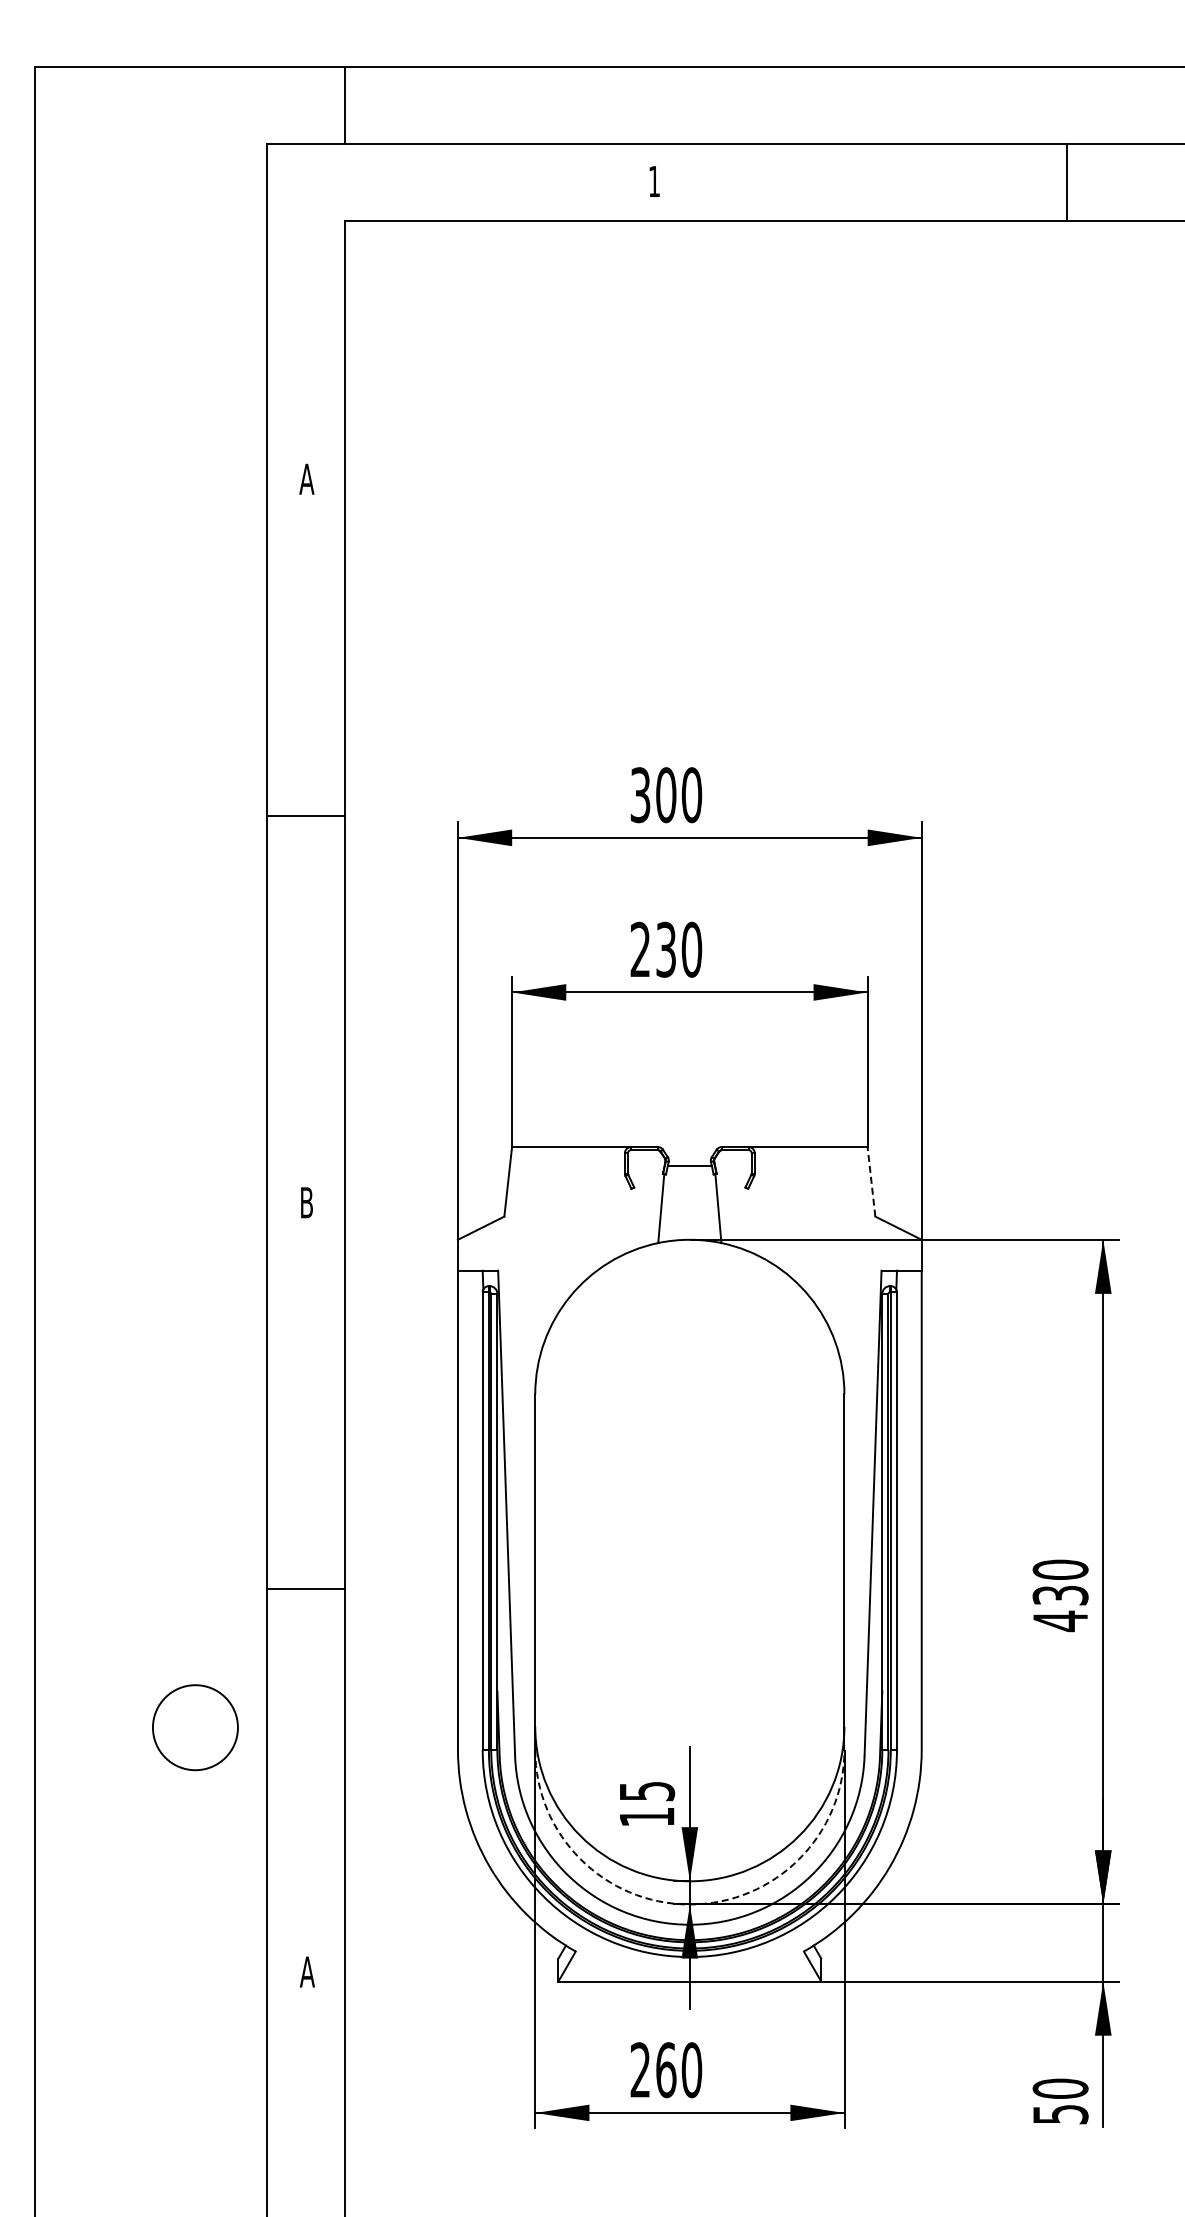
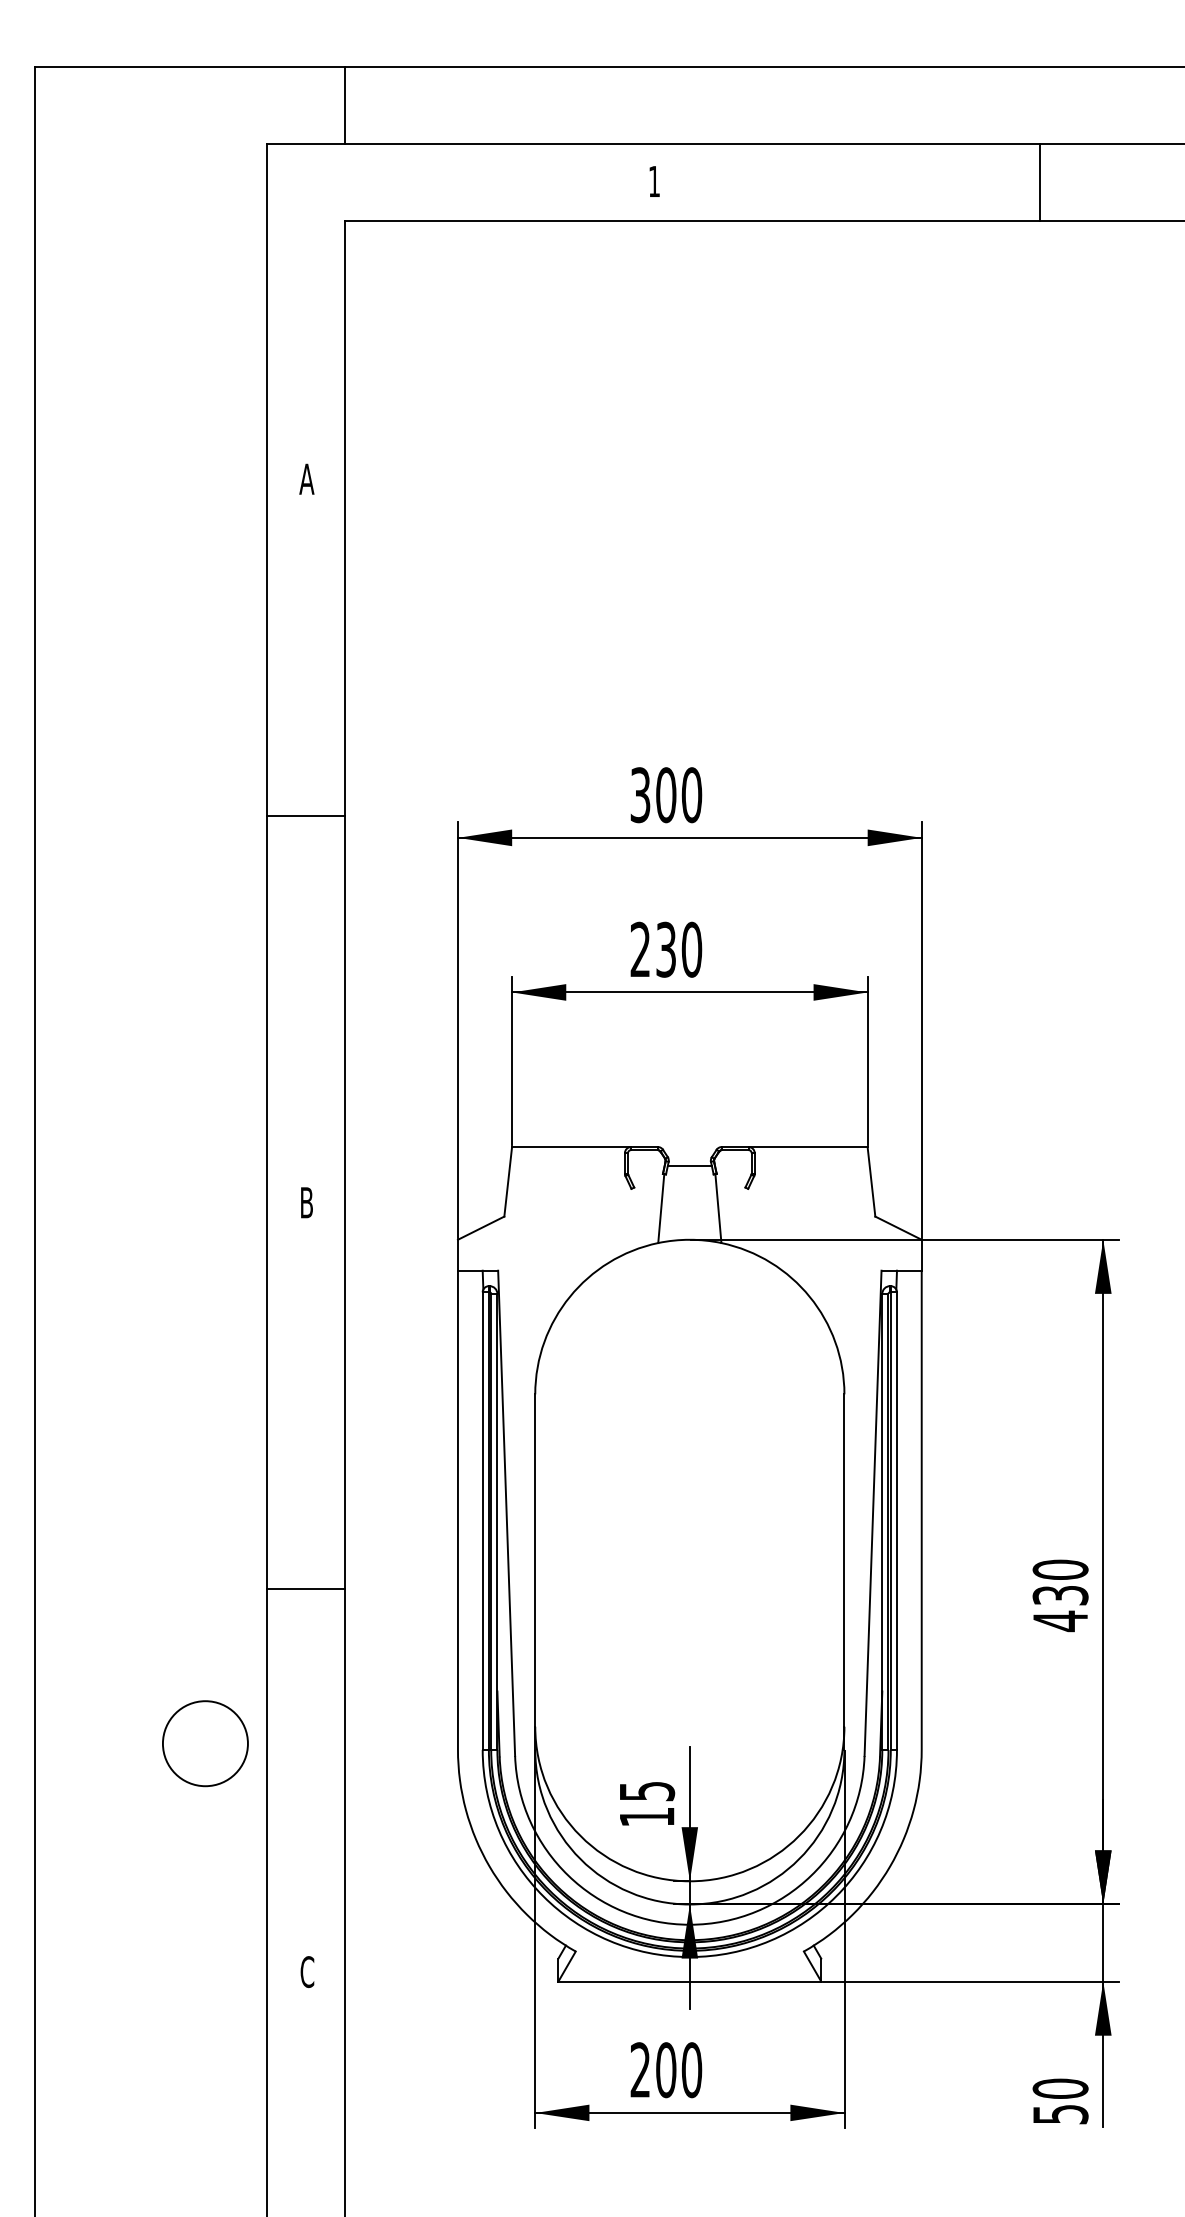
line position: (1067, 182) -> (1040, 182) (1040, 182)
line: dashed -> solid (871, 1181)
circle position: (195, 1727) -> (205, 1743) (205, 1743)
arc: dashed -> solid (689, 1904)
text: A -> C (306, 1972)
text: 260 -> 200 (666, 2069)
